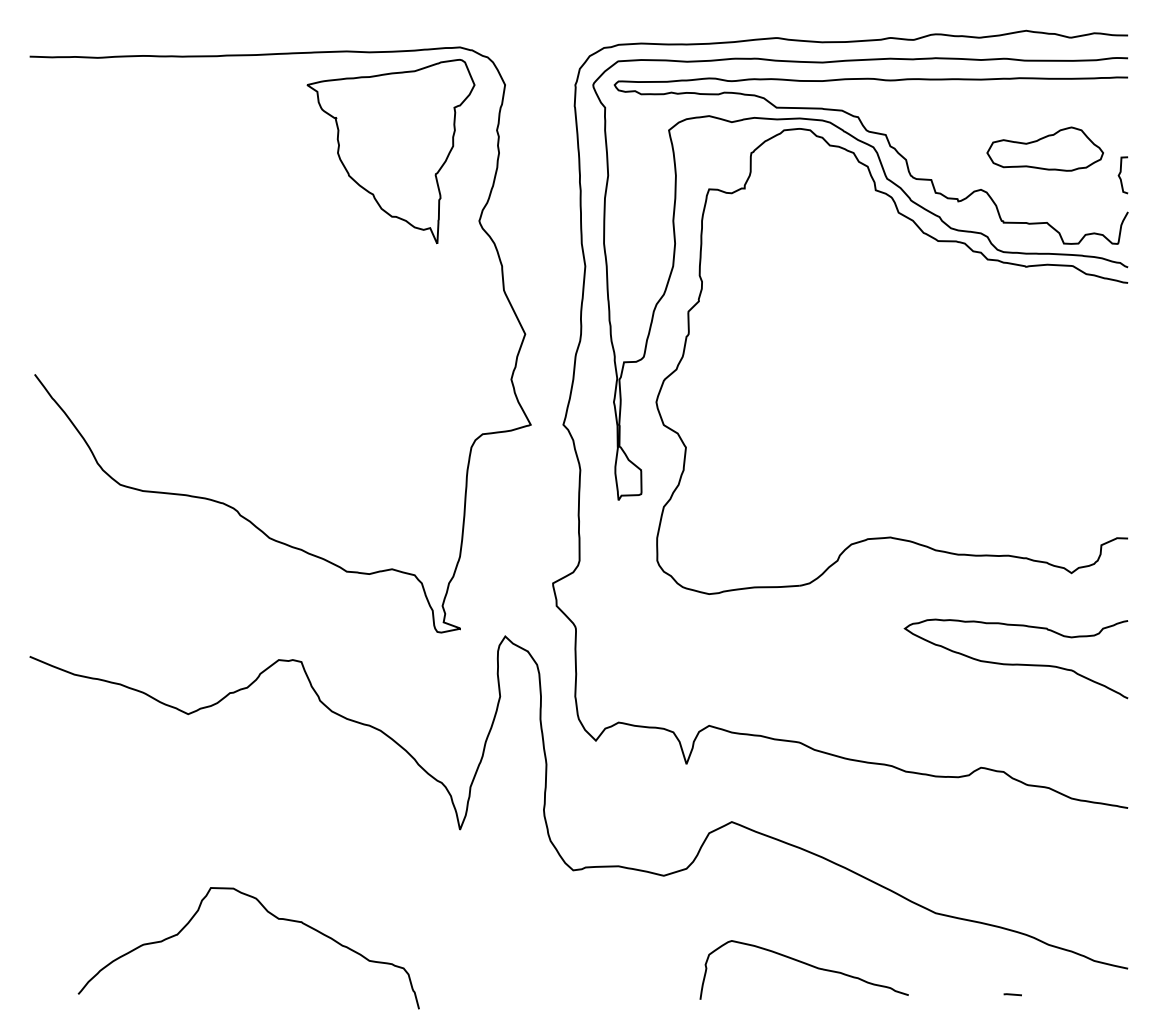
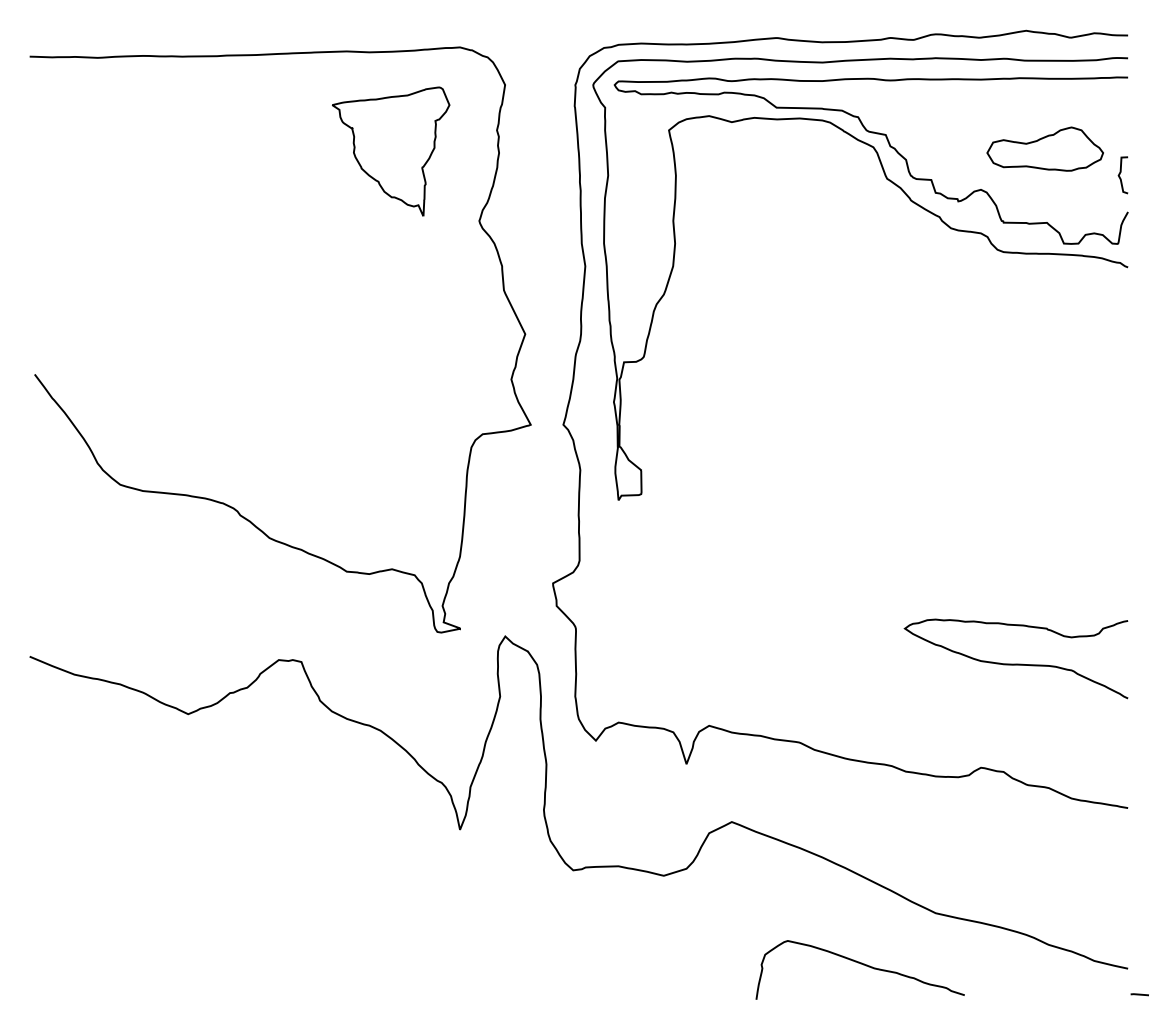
part size: 170x186 px -> 119x131 px (391, 151)
part: present -> none (936, 241)
curve: present -> none (271, 915)
curve position: (804, 964) -> (860, 964) (860, 964)
line position: (1012, 994) -> (1139, 994) (1139, 994)
